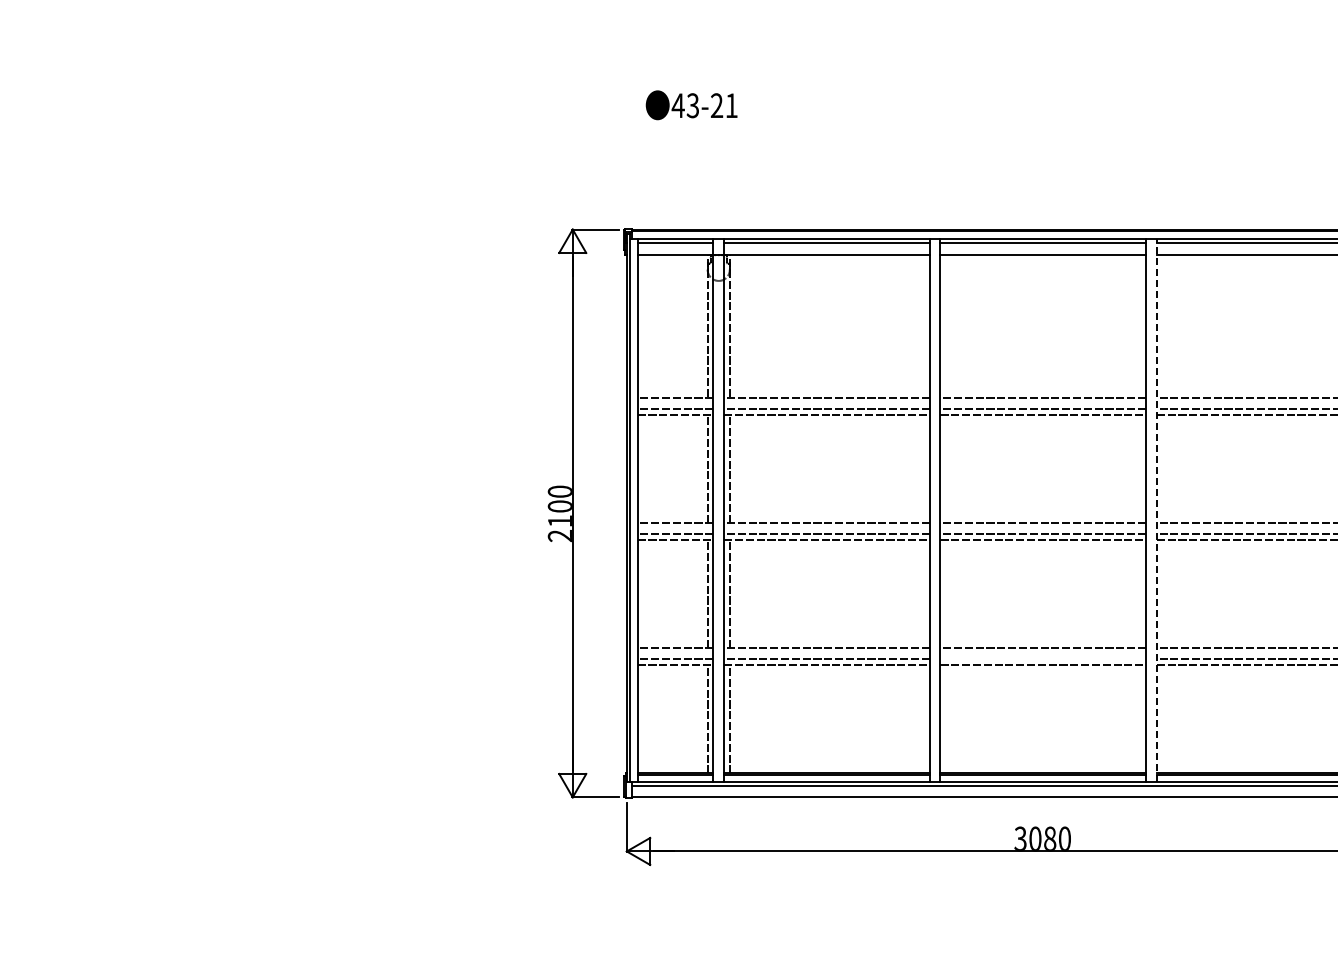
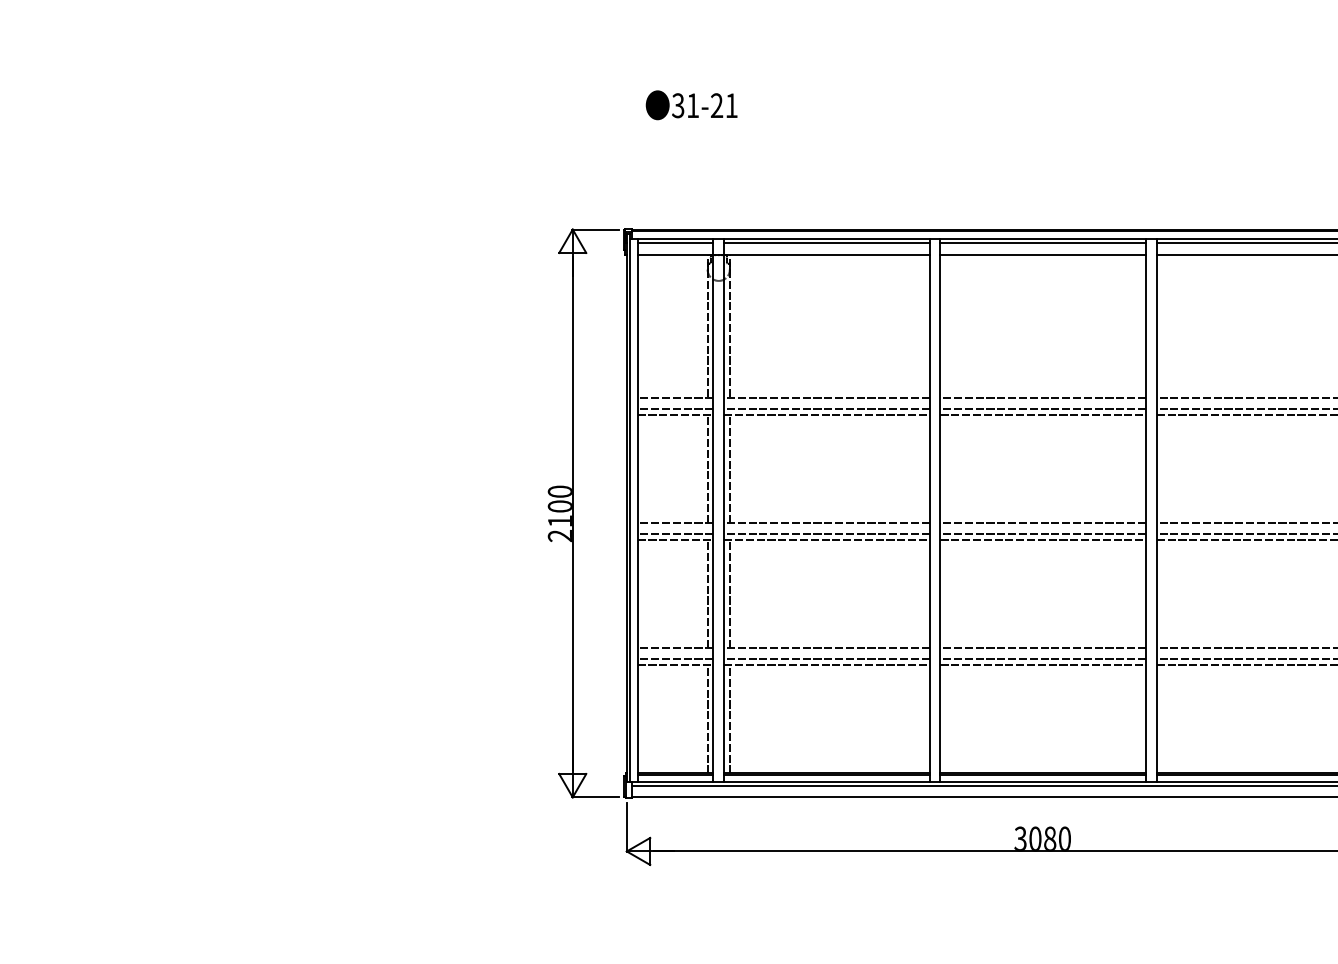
text: 43-21 -> 31-21 (684, 105)
line: dashed -> solid (1156, 510)
line: none -> present (1042, 659)
